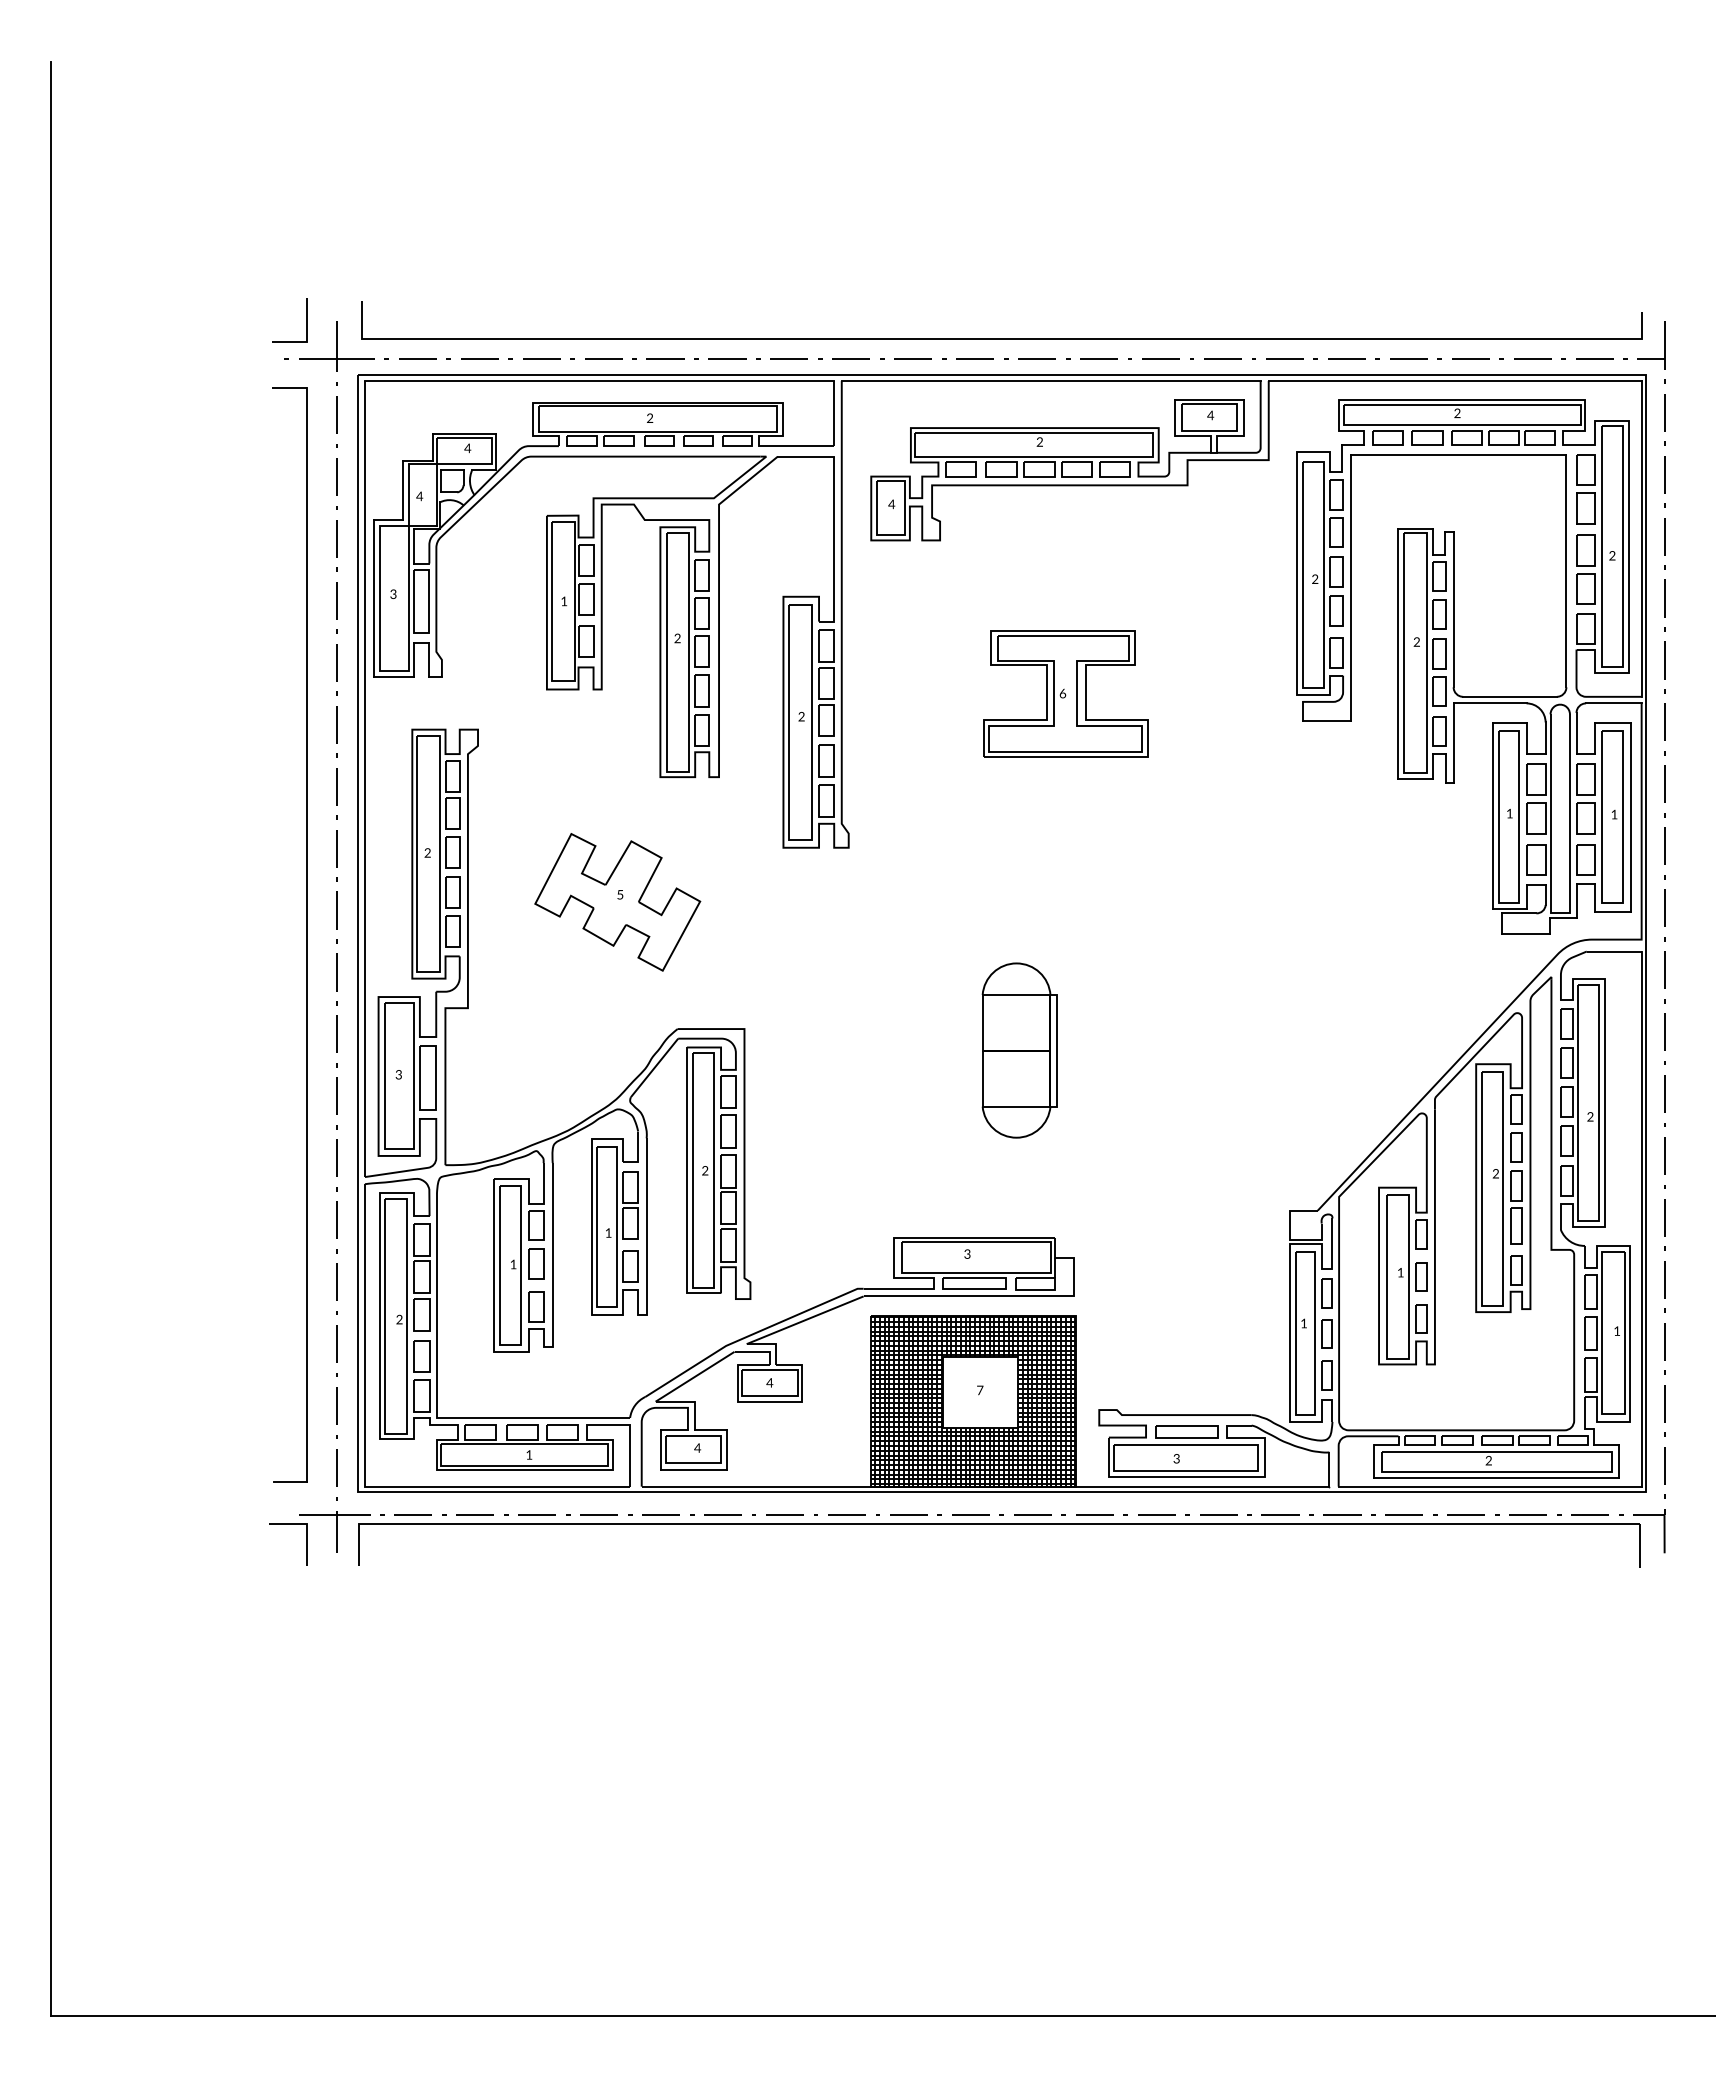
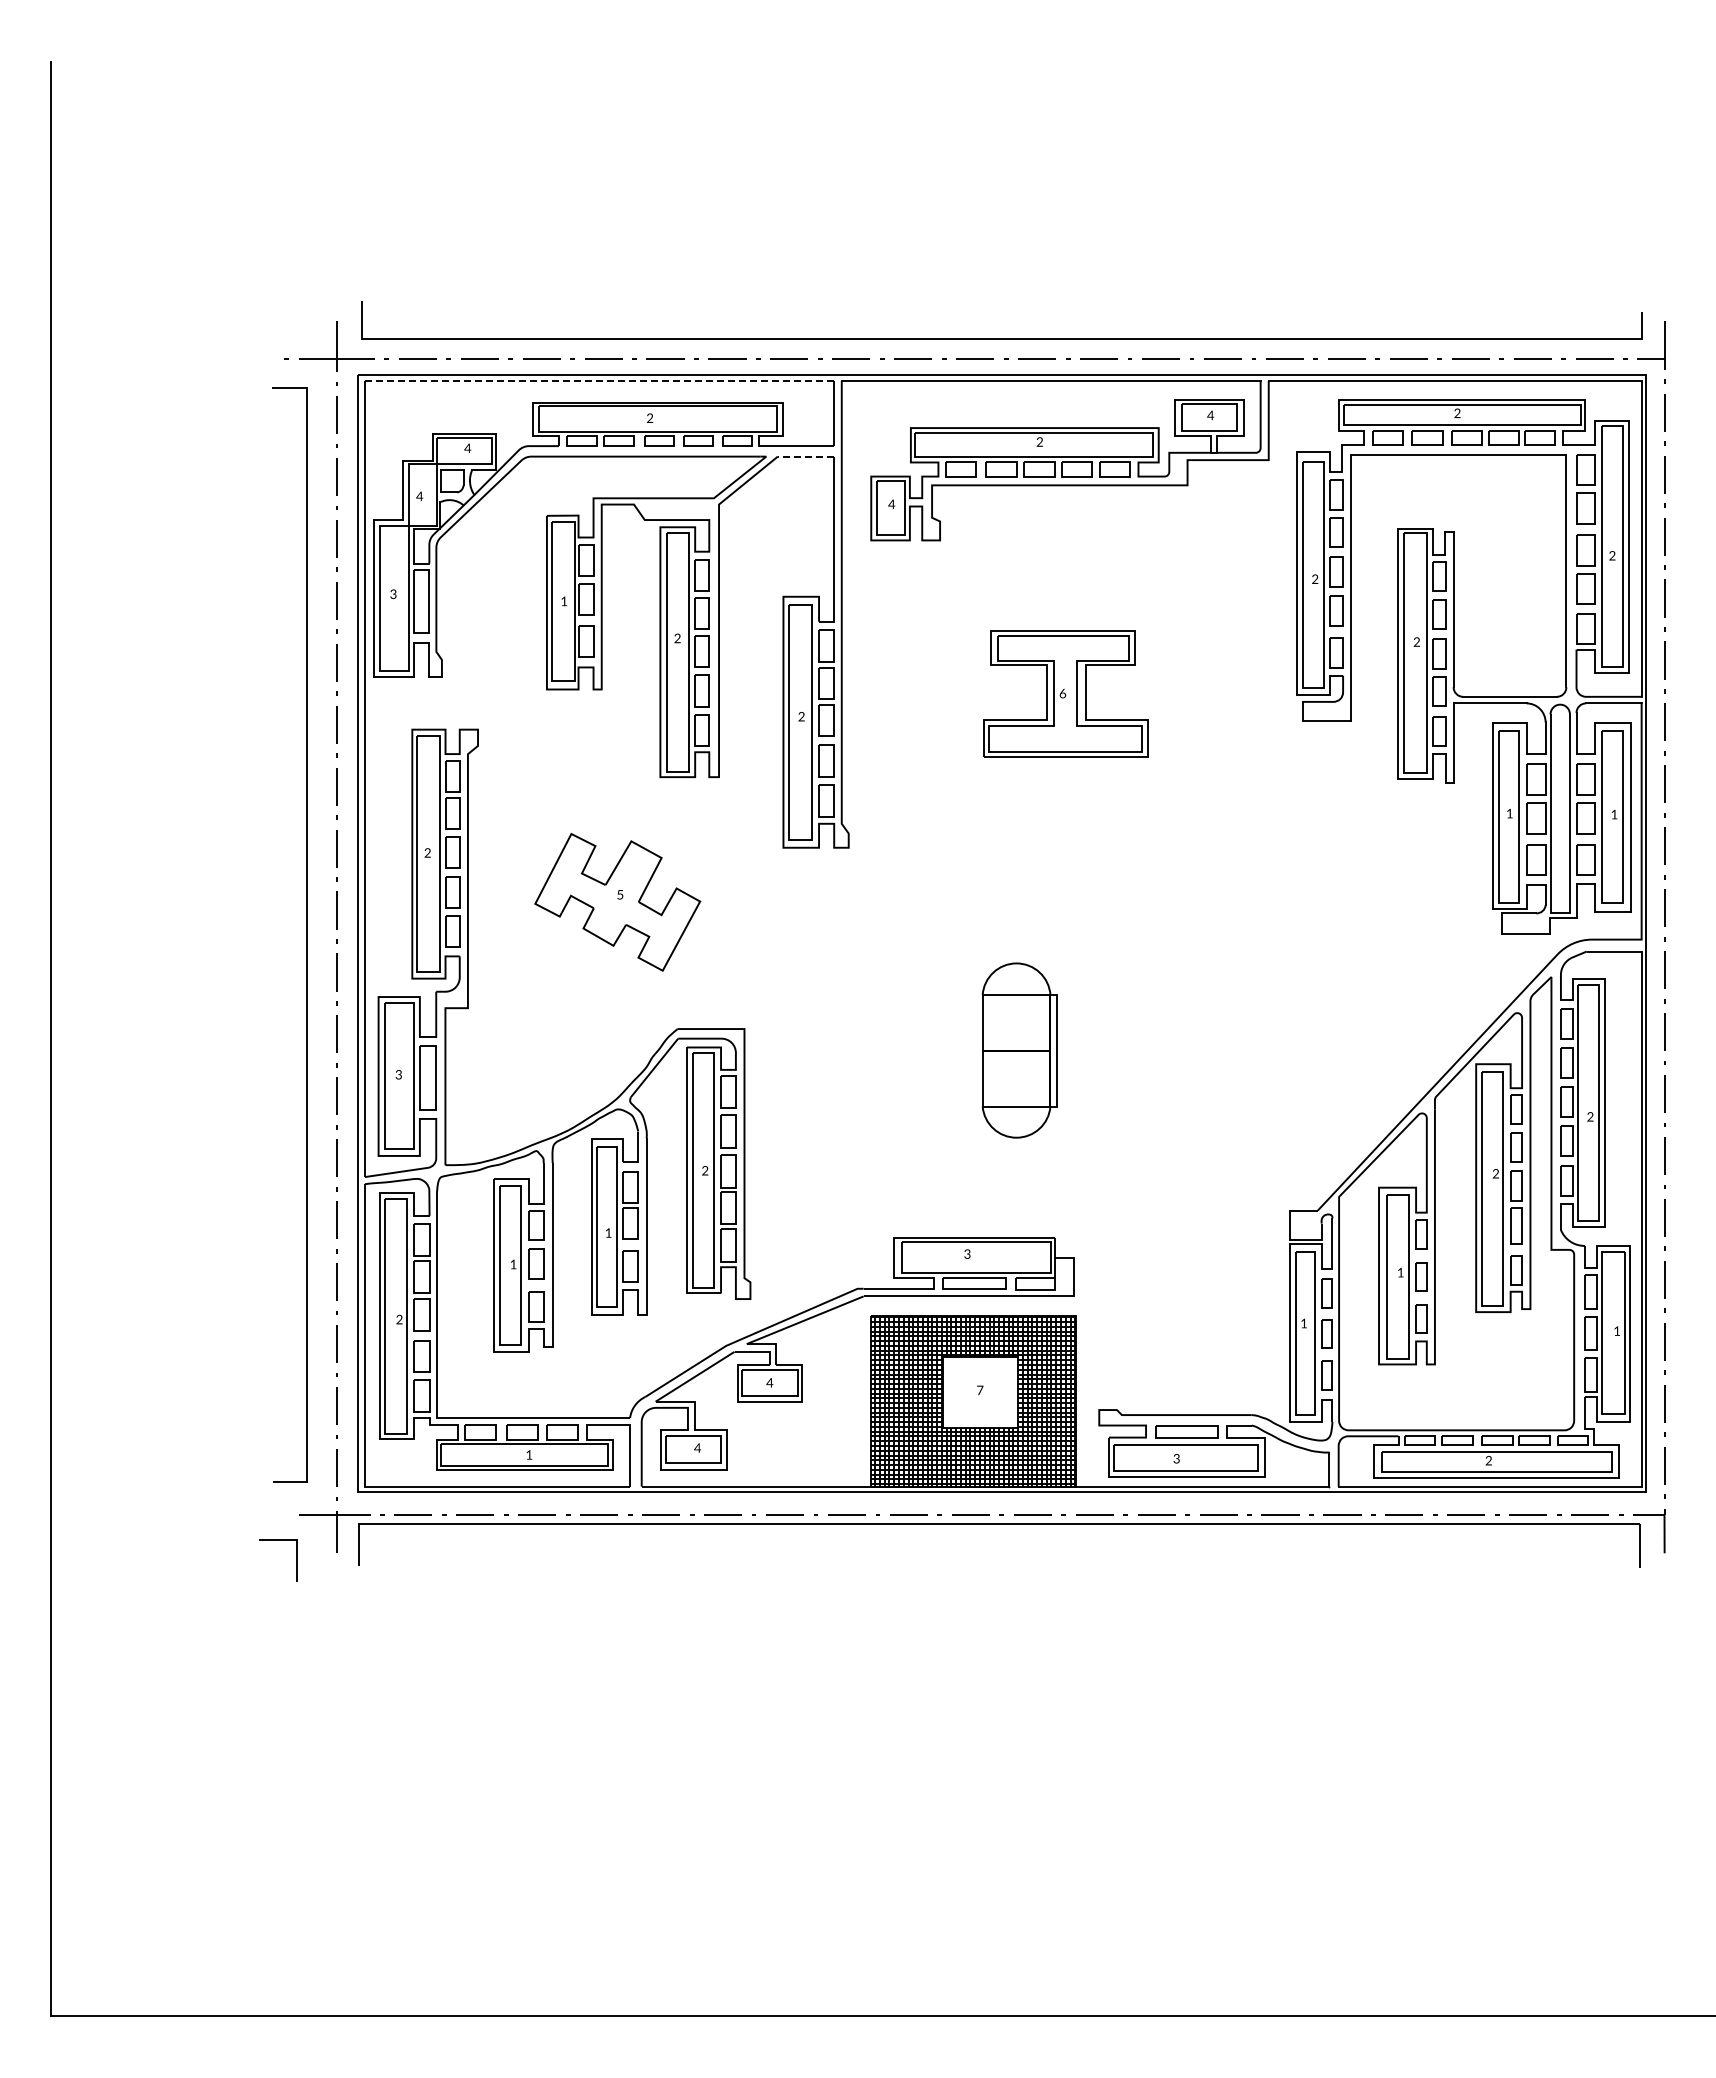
line: present -> none (306, 320)
line: solid -> dashed (599, 380)
line: solid -> dashed (805, 456)
line position: (306, 1544) -> (296, 1560) (296, 1560)
